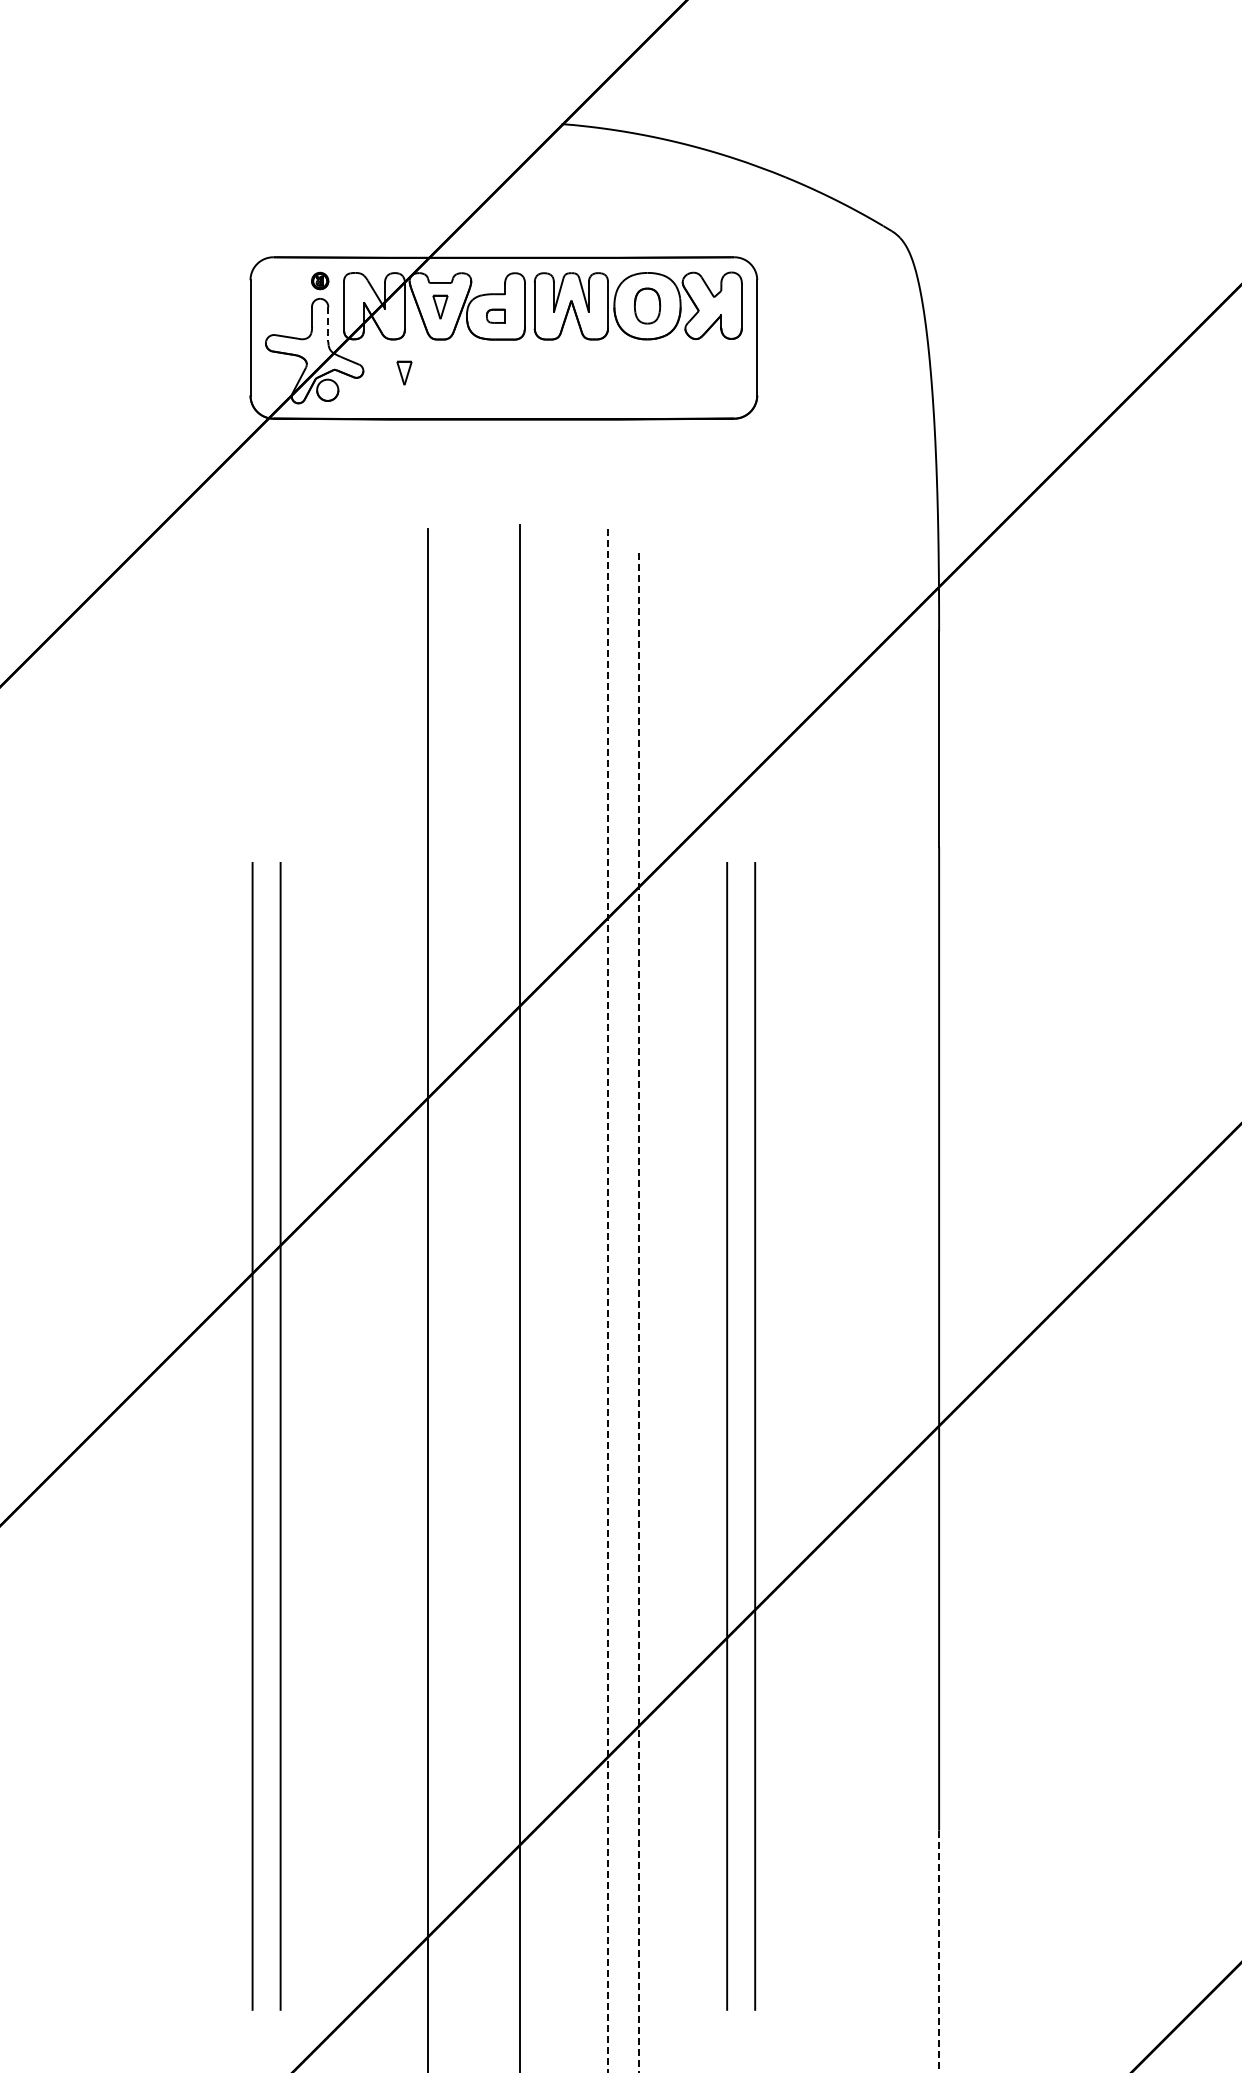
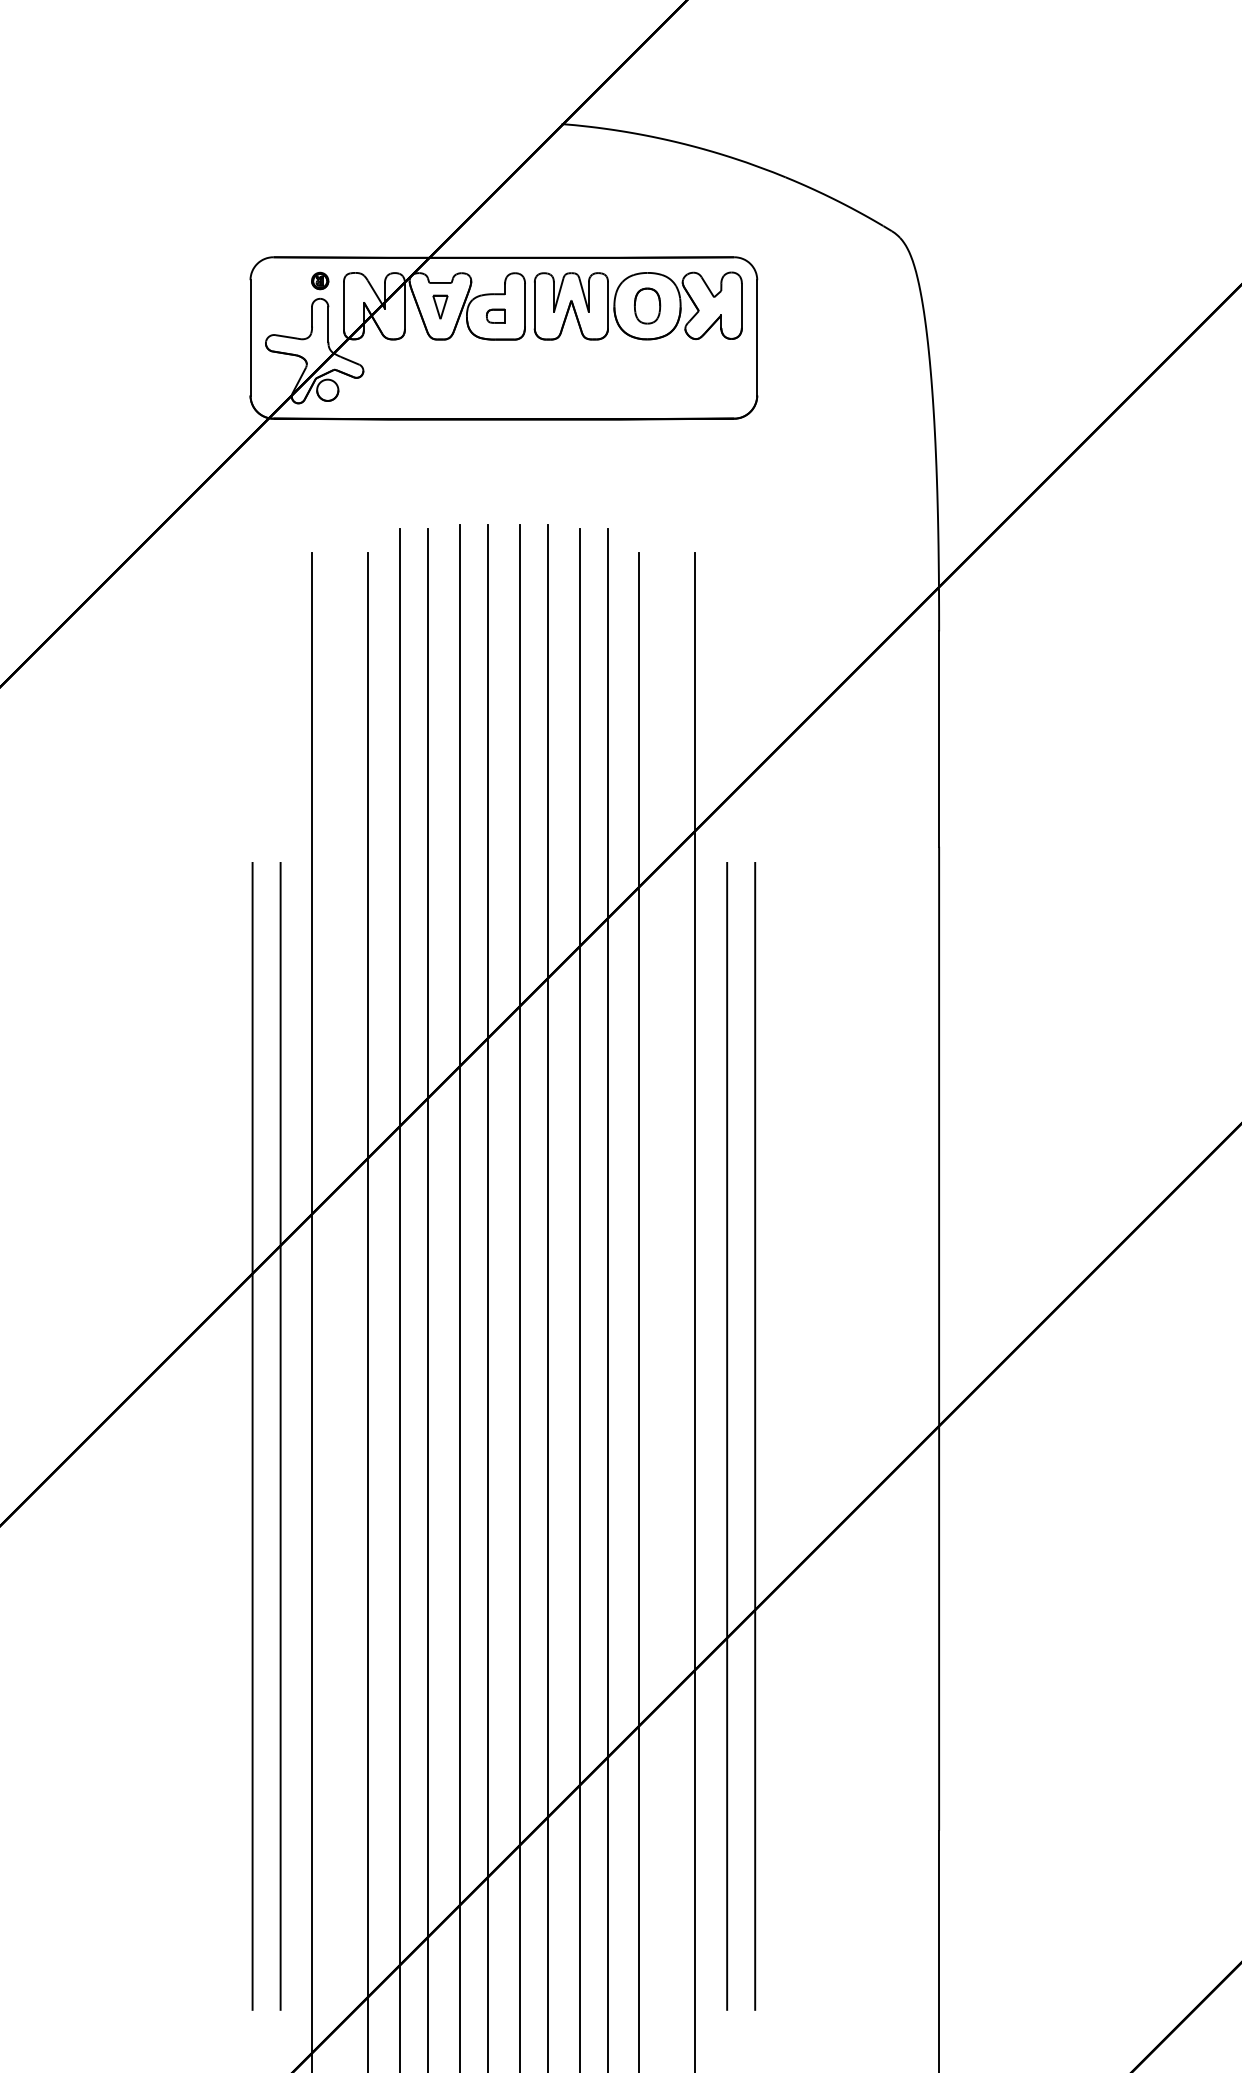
line: dashed -> solid (328, 325)
part: present -> none (404, 372)
line: none -> present (459, 1296)
line: none -> present (488, 1296)
line: none -> present (547, 1296)
line: none -> present (400, 1298)
line: none -> present (579, 1298)
line: dashed -> solid (607, 1300)
line: none -> present (312, 1310)
line: none -> present (368, 1310)
line: none -> present (695, 1310)
line: dashed -> solid (639, 1312)
line: dashed -> solid (939, 1951)
